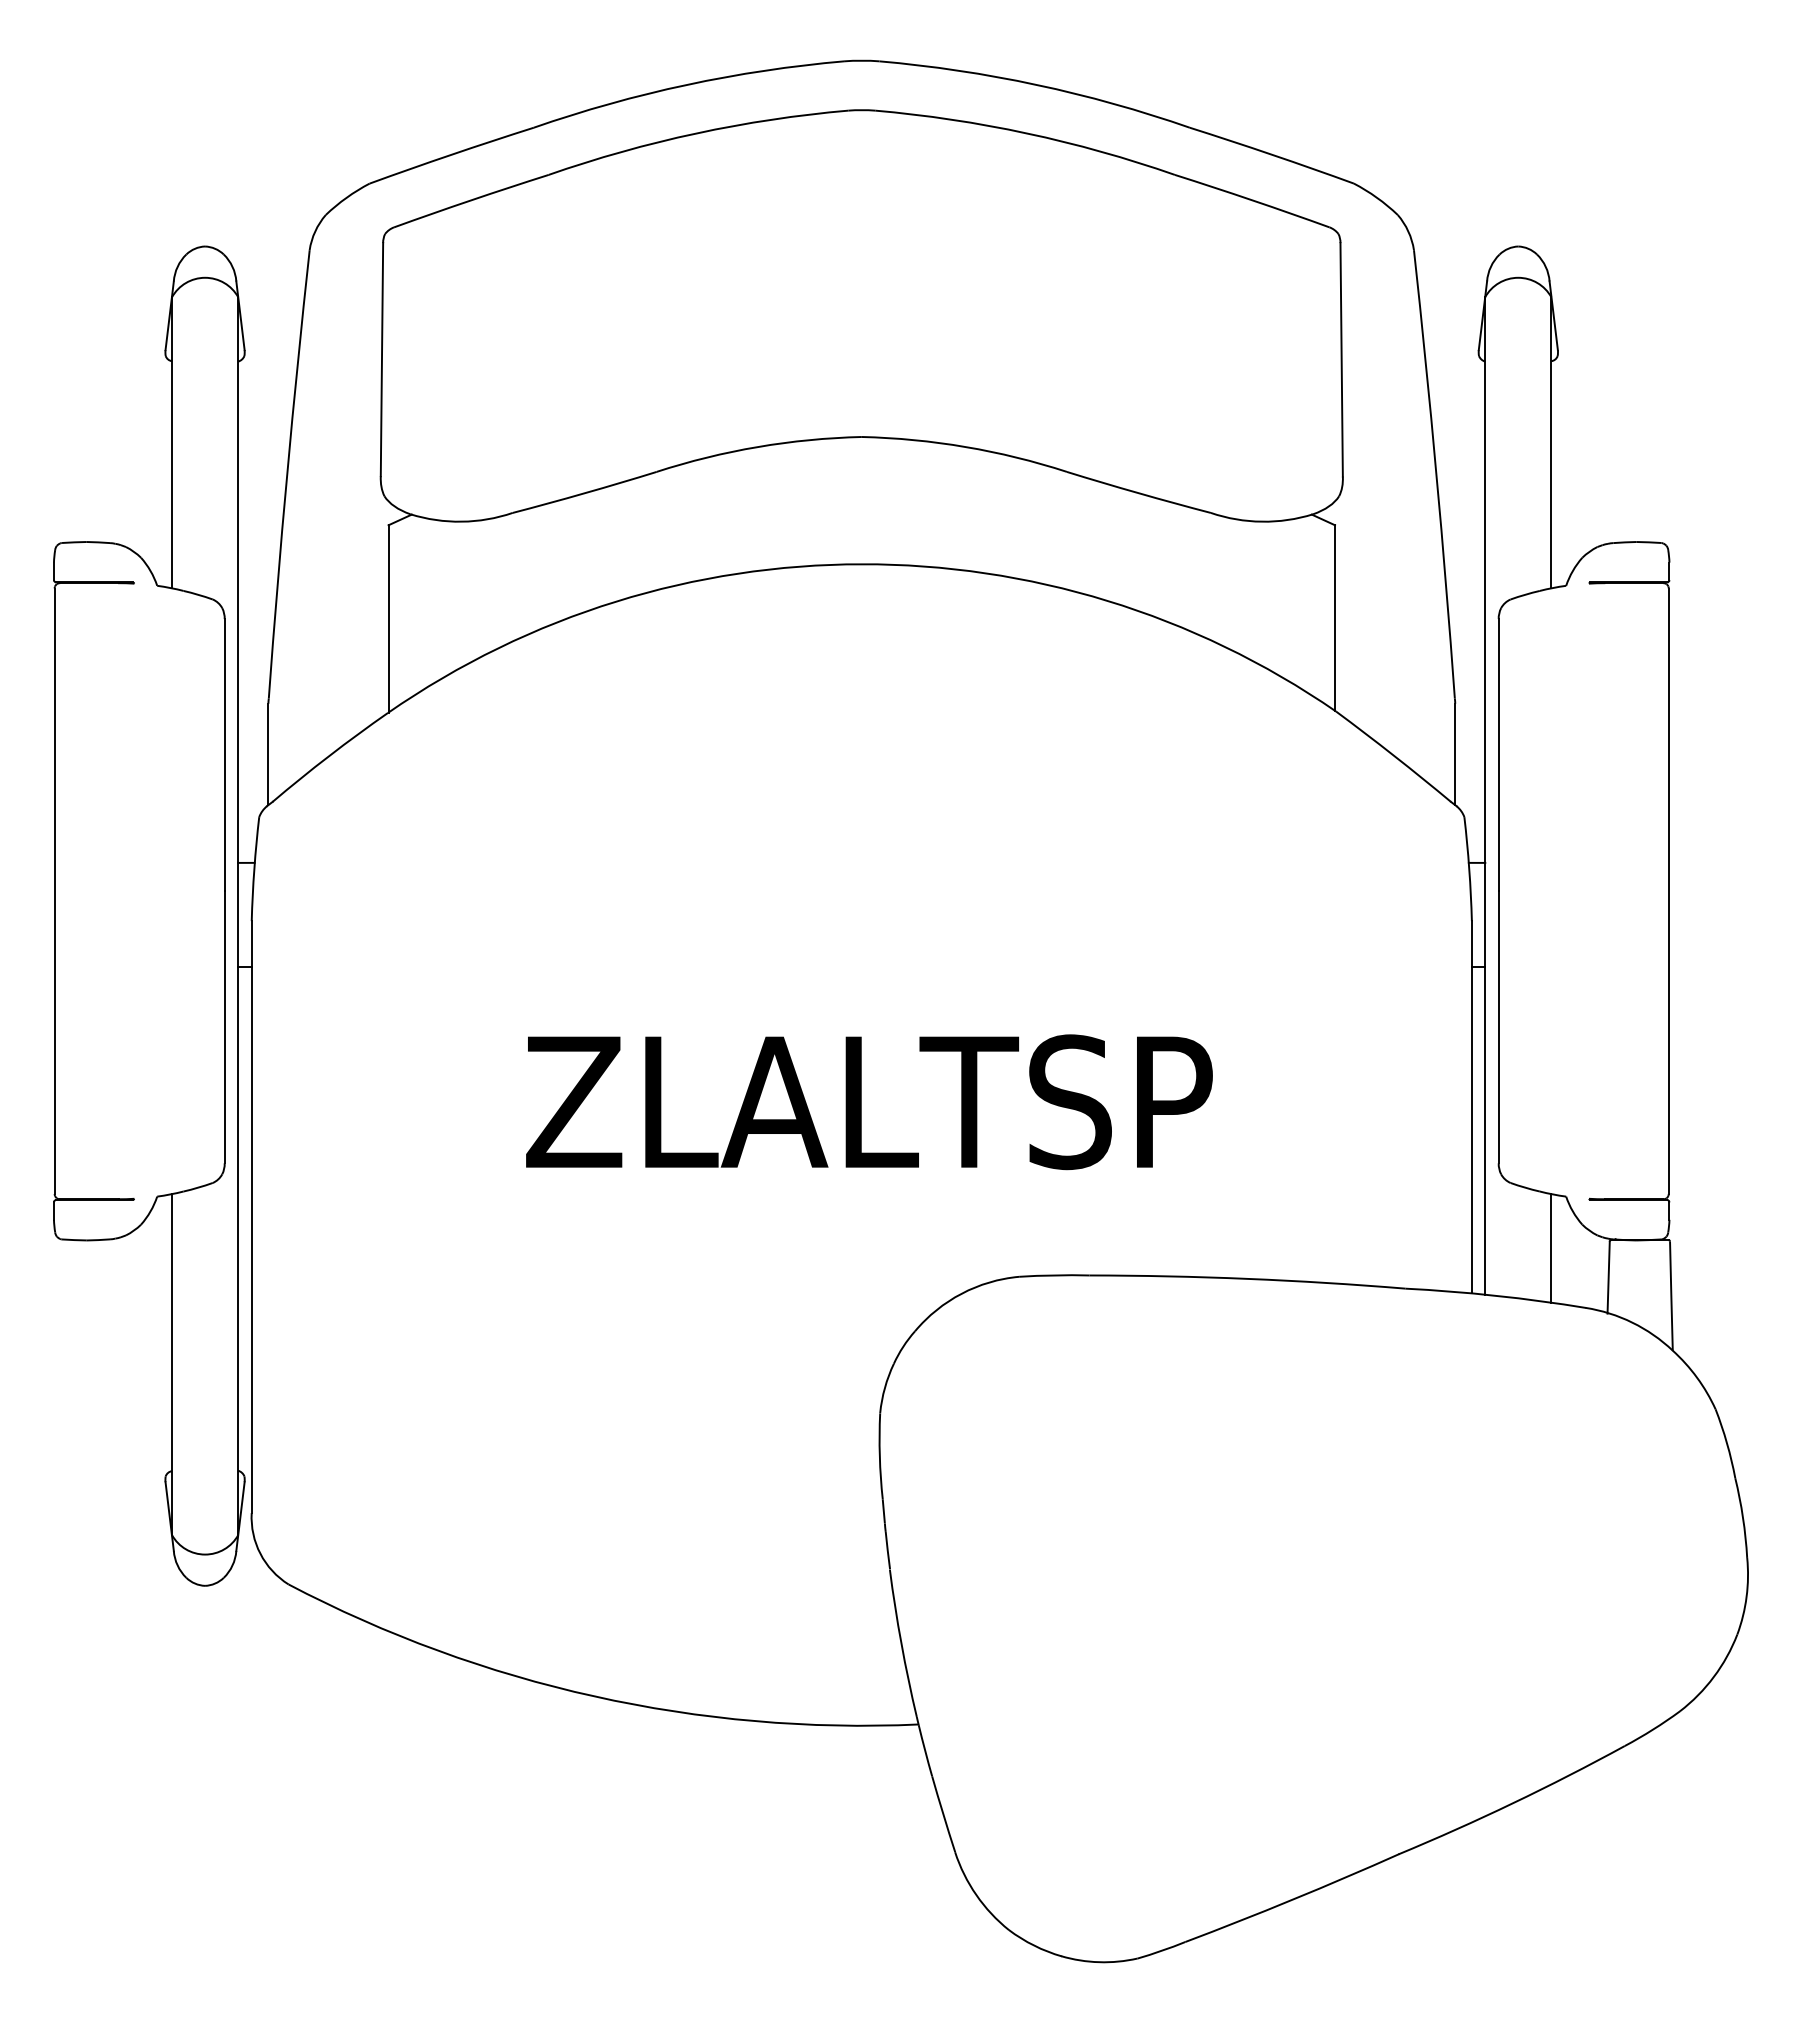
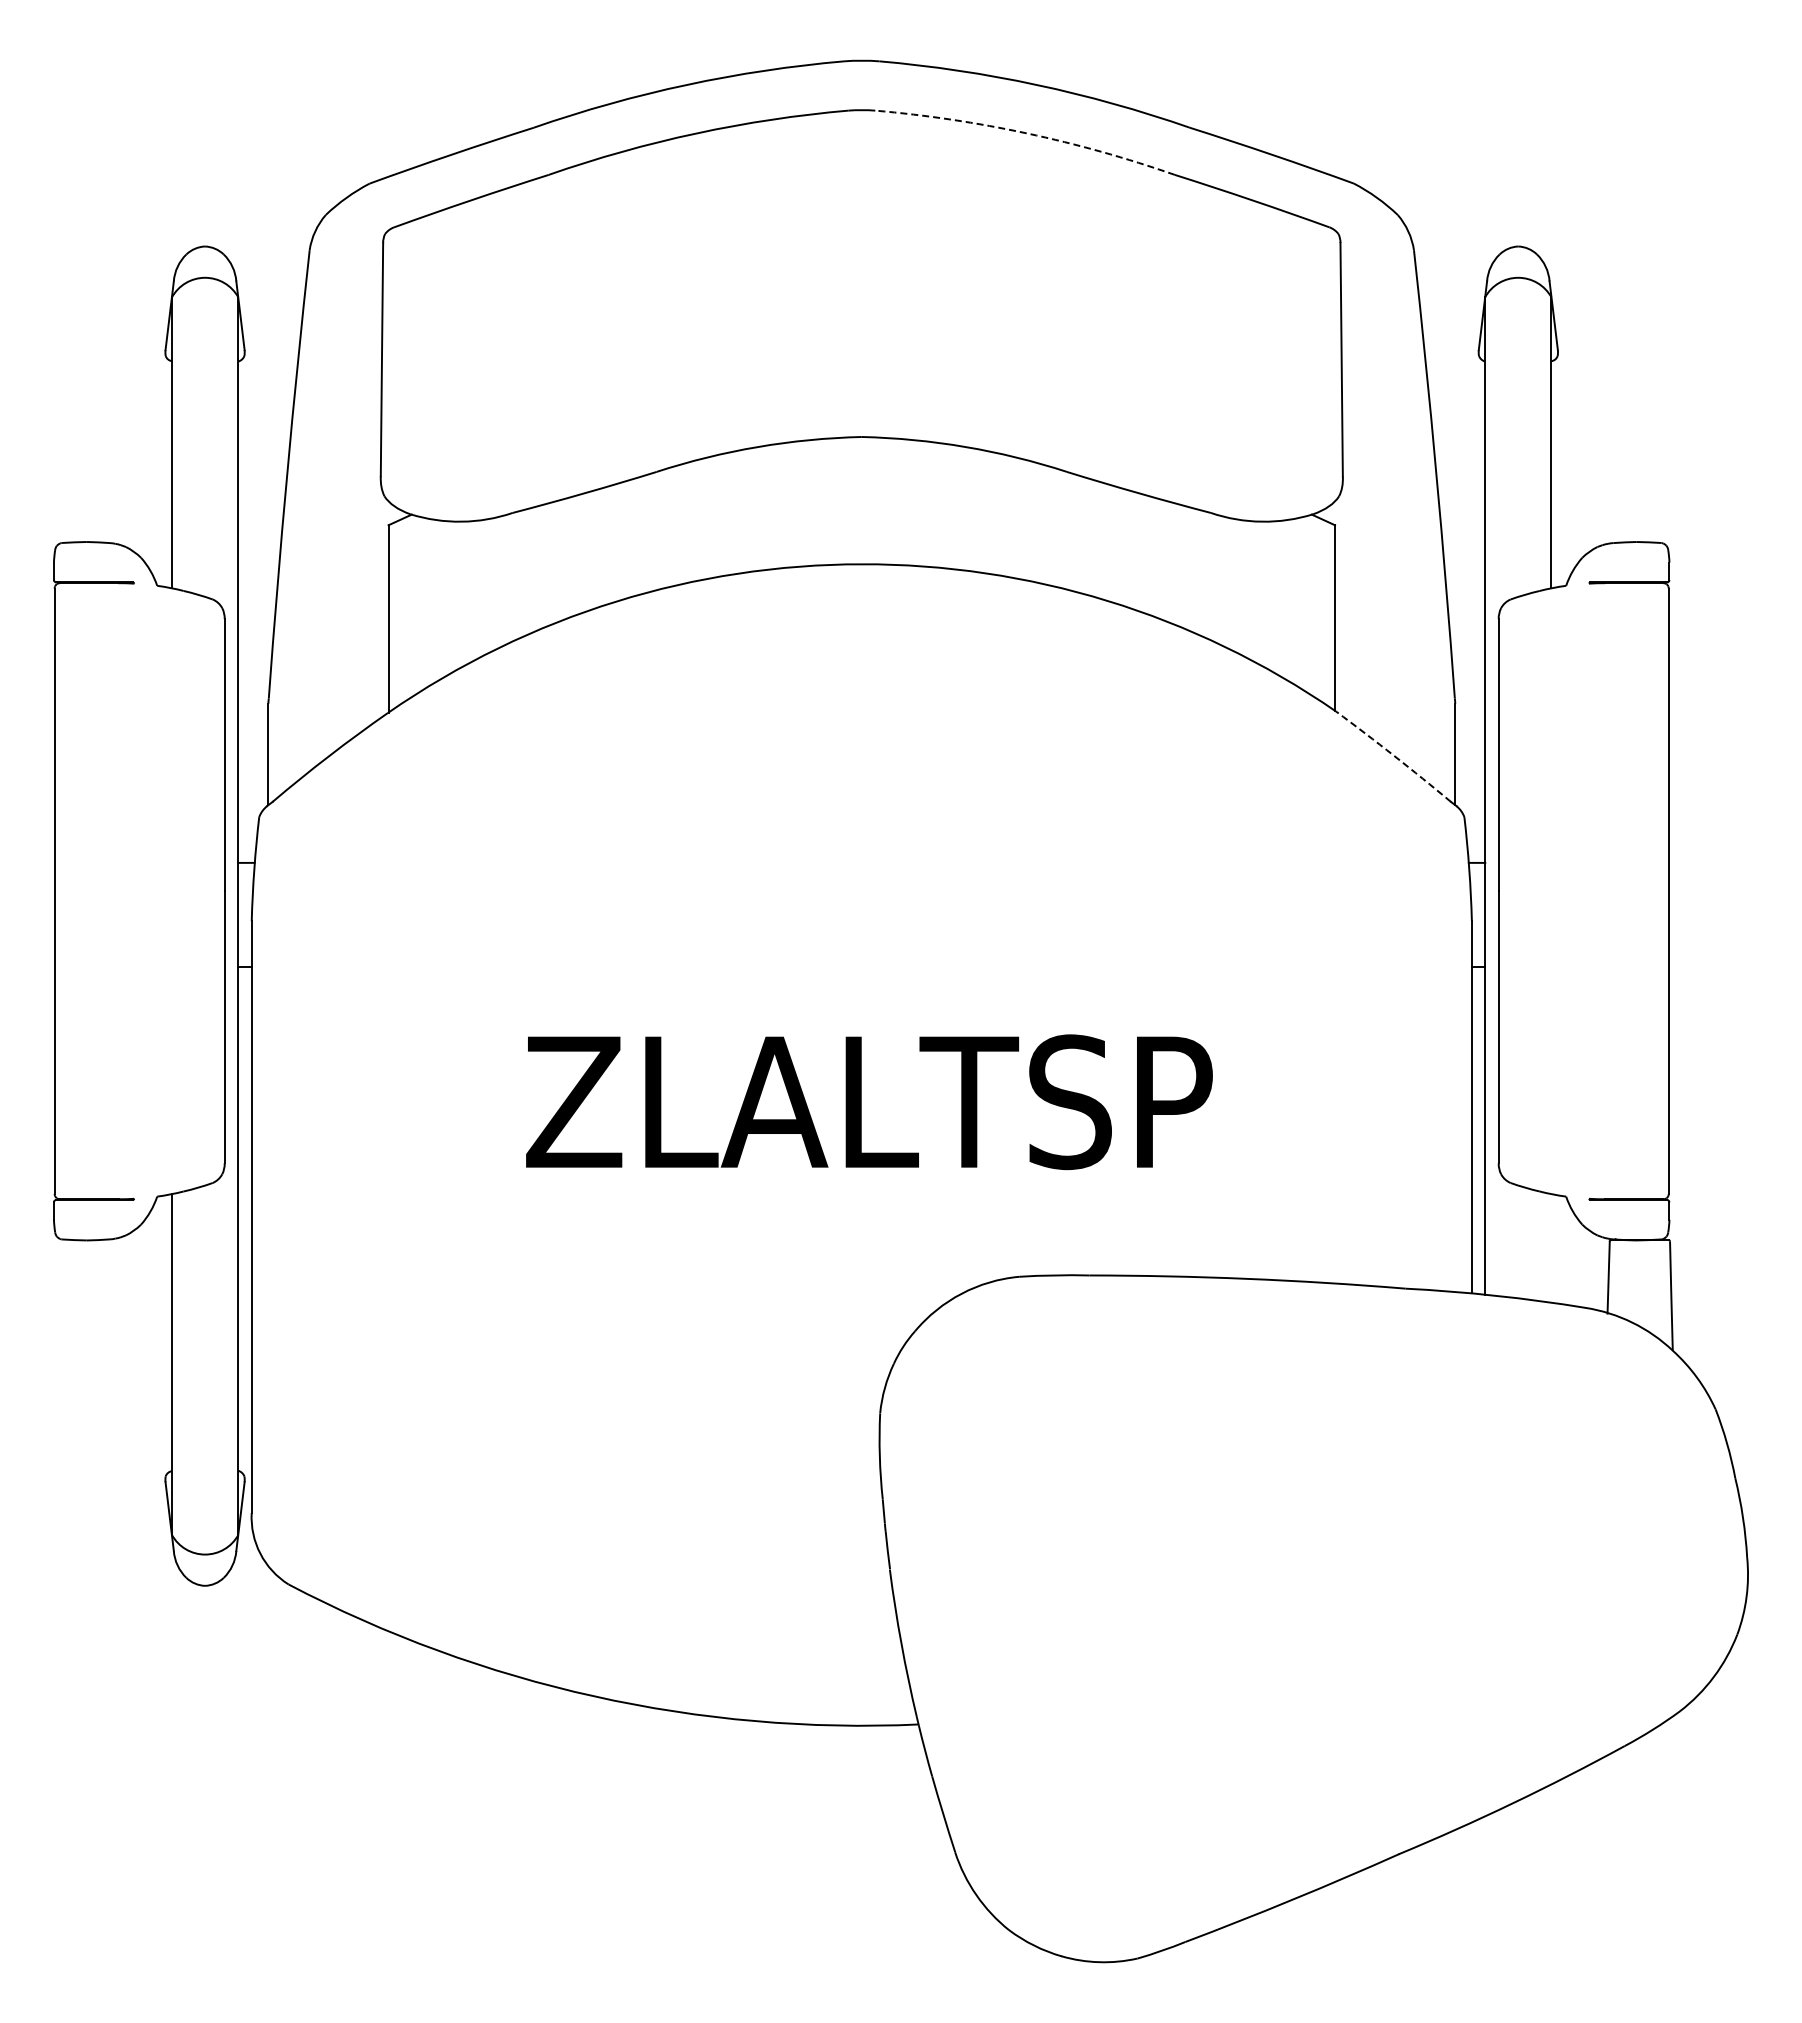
arc: solid -> dashed (1027, 133)
arc: solid -> dashed (1394, 755)
line: present -> none (1551, 1248)
